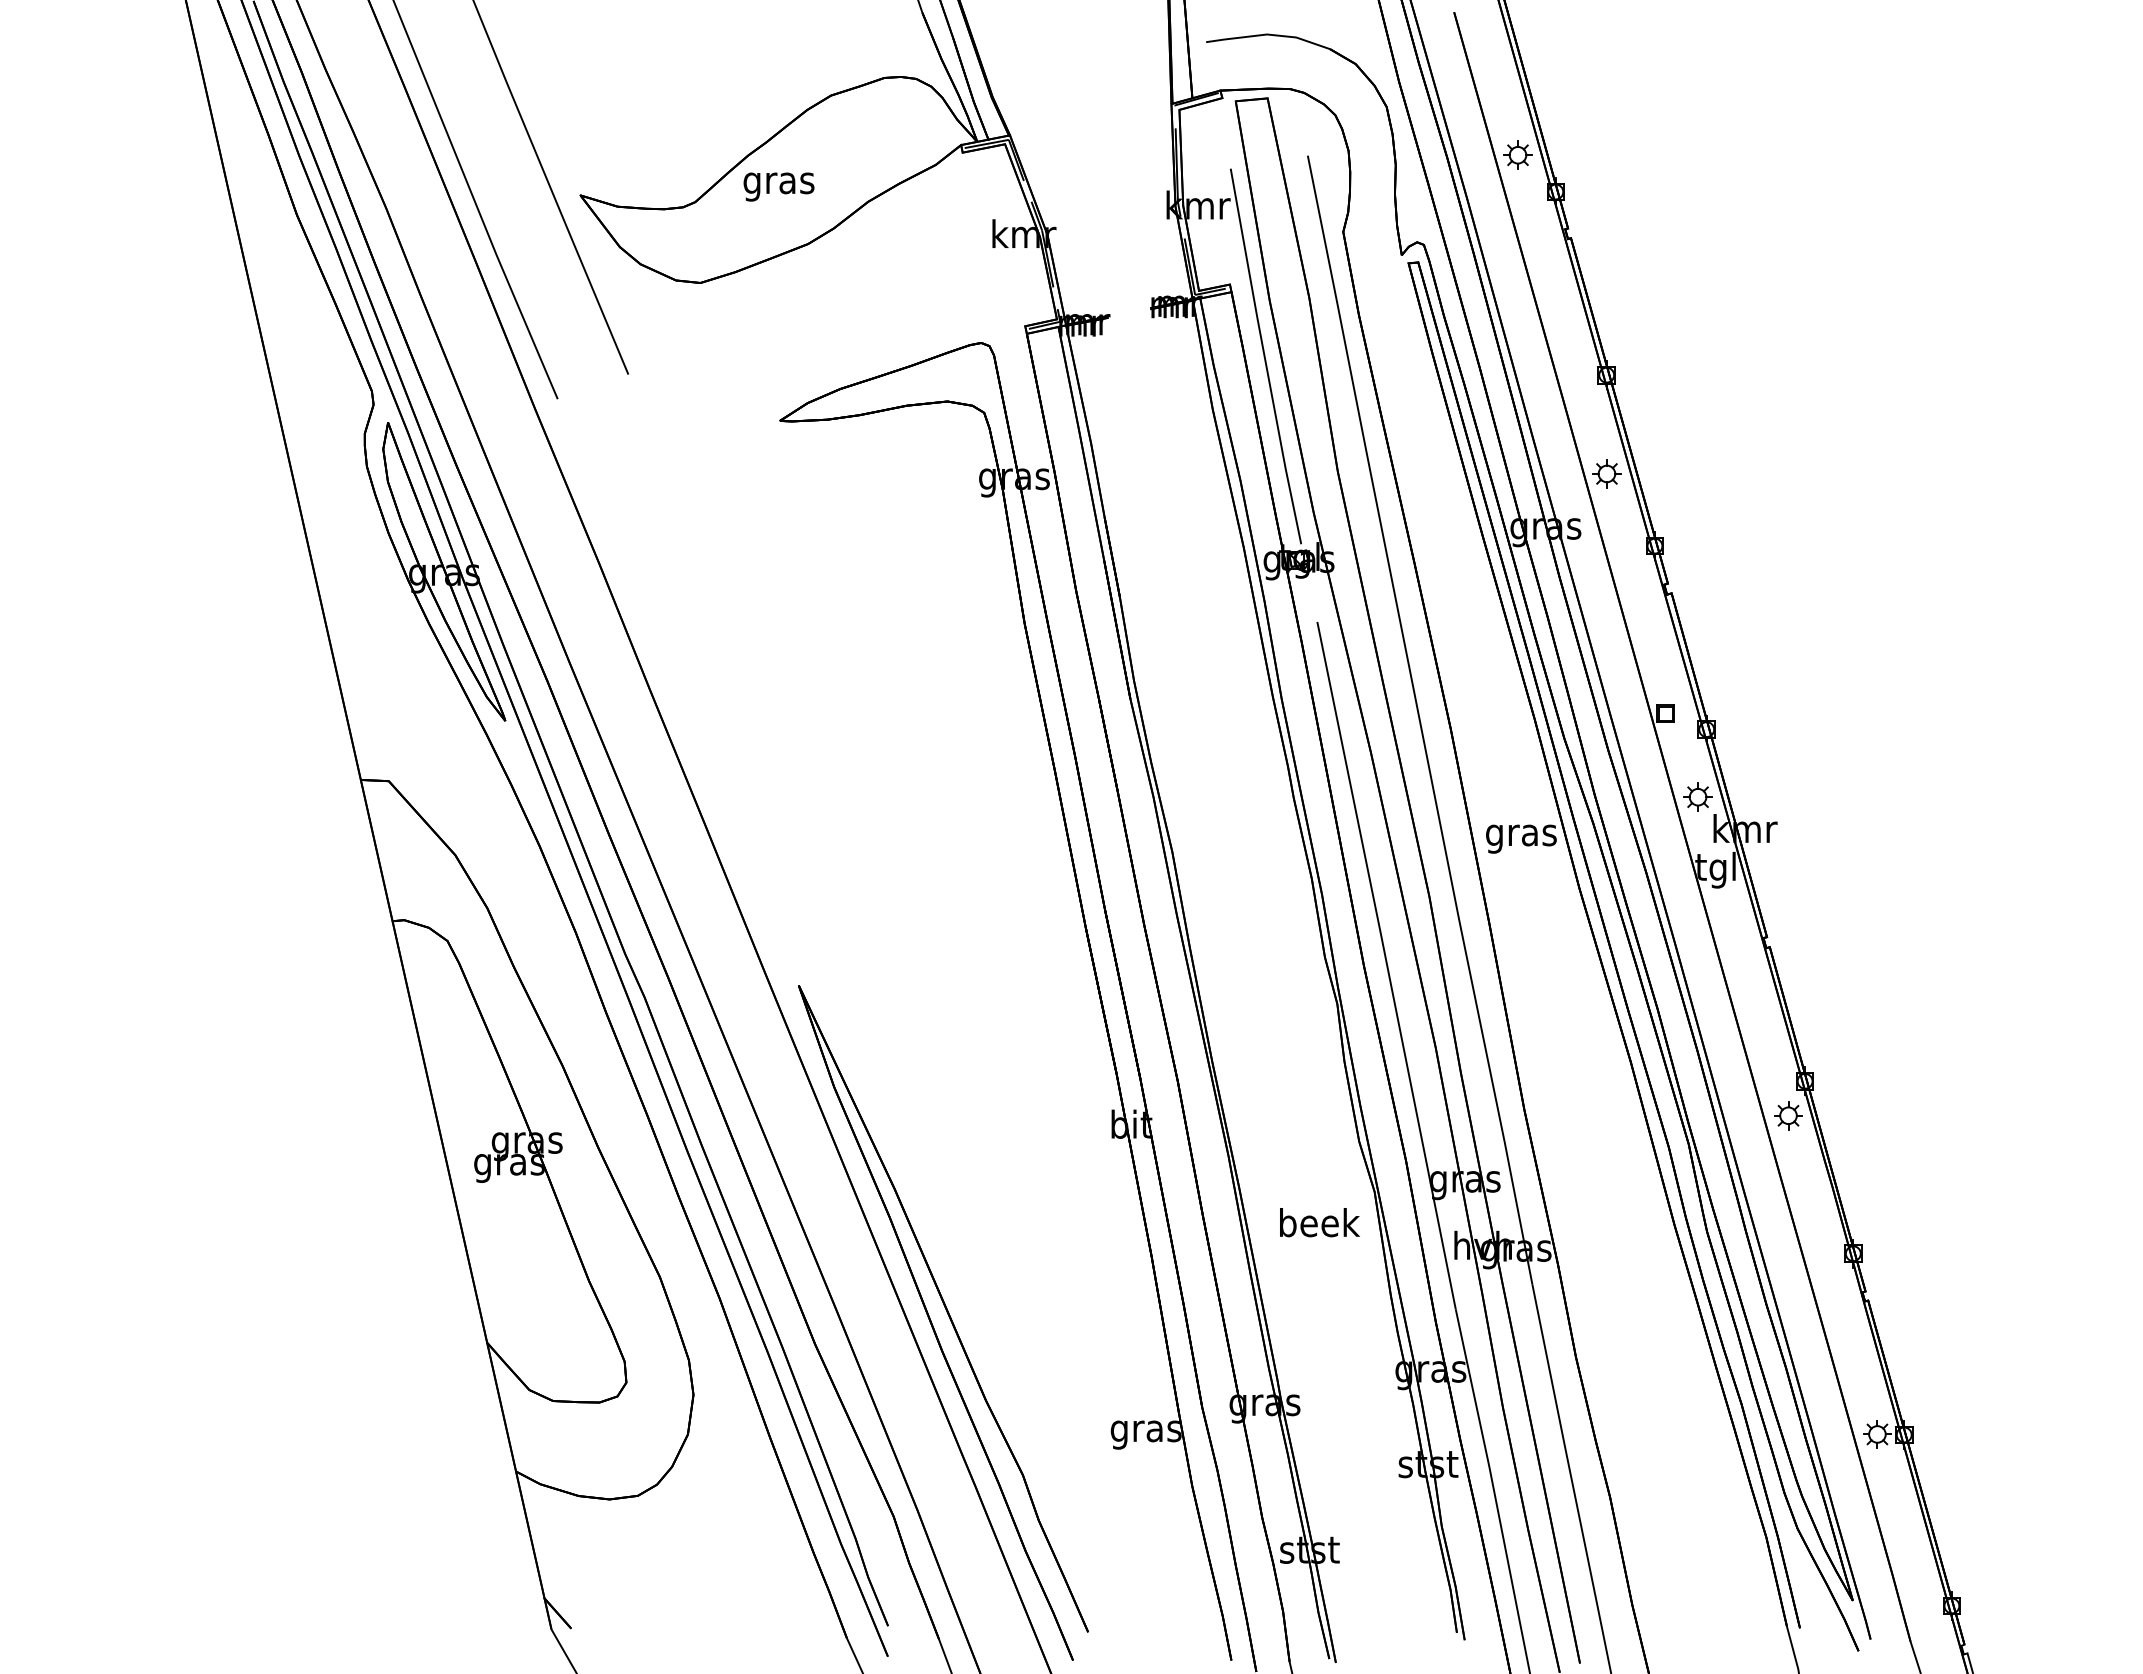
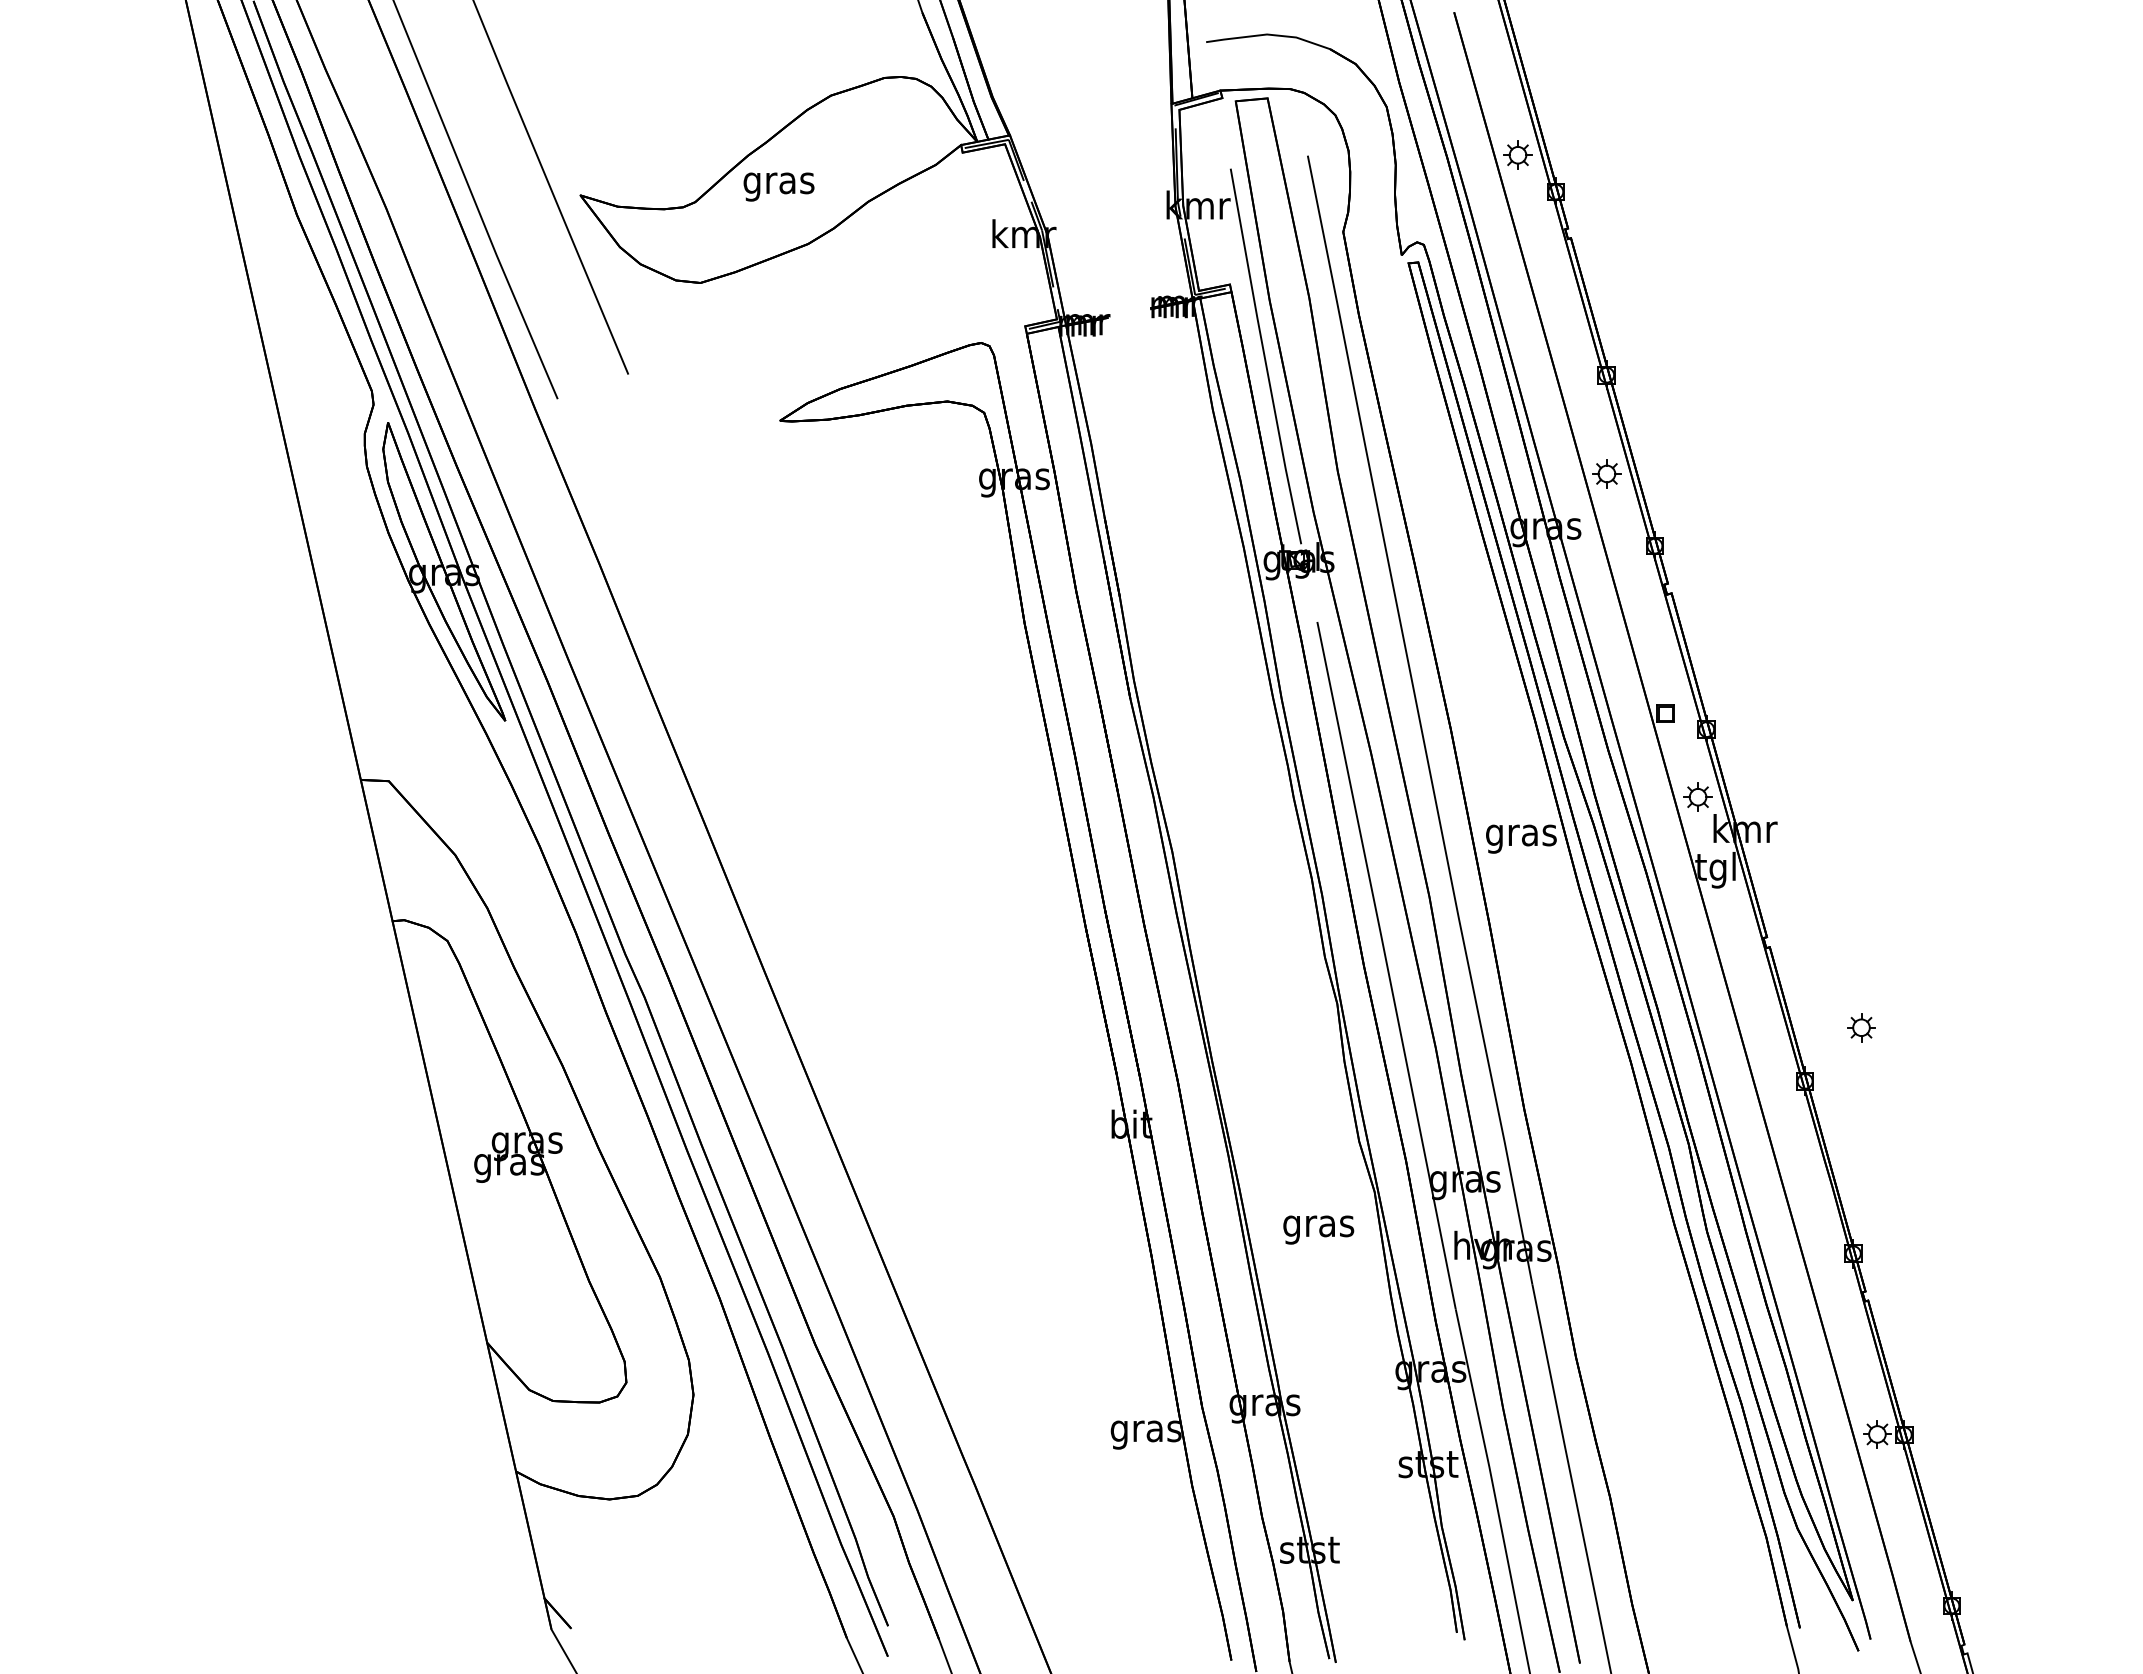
part position: (1788, 1115) -> (1861, 1027) (1861, 1027)
text: beek -> gras (1319, 1226)
part: present -> none (949, 1319)
